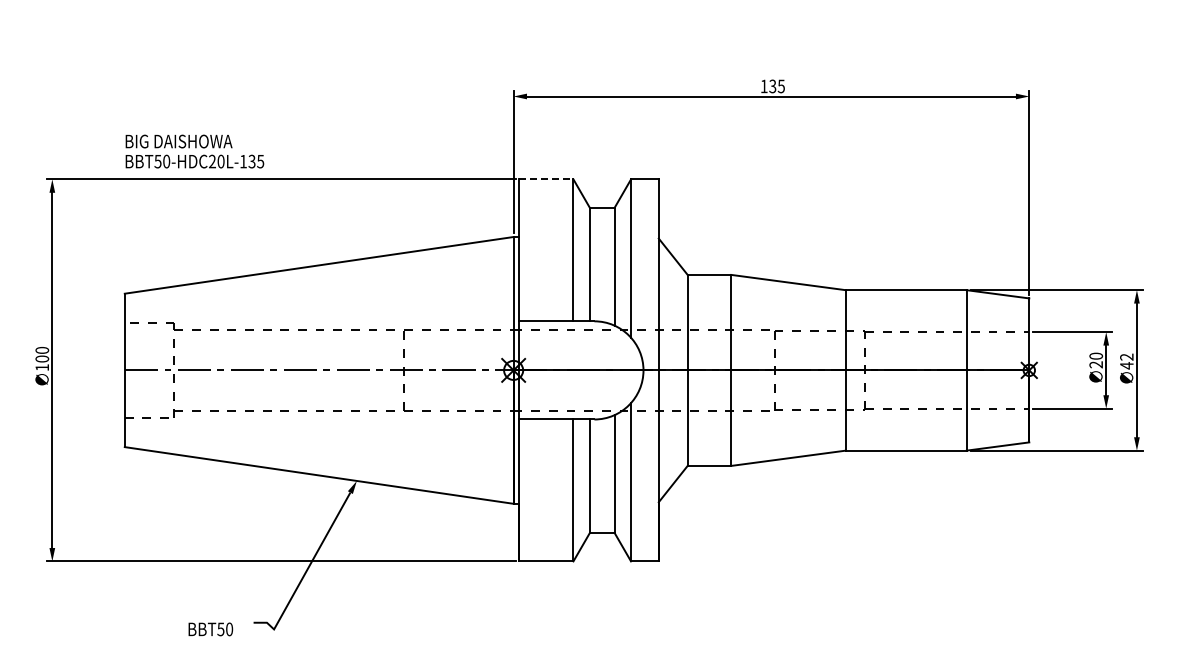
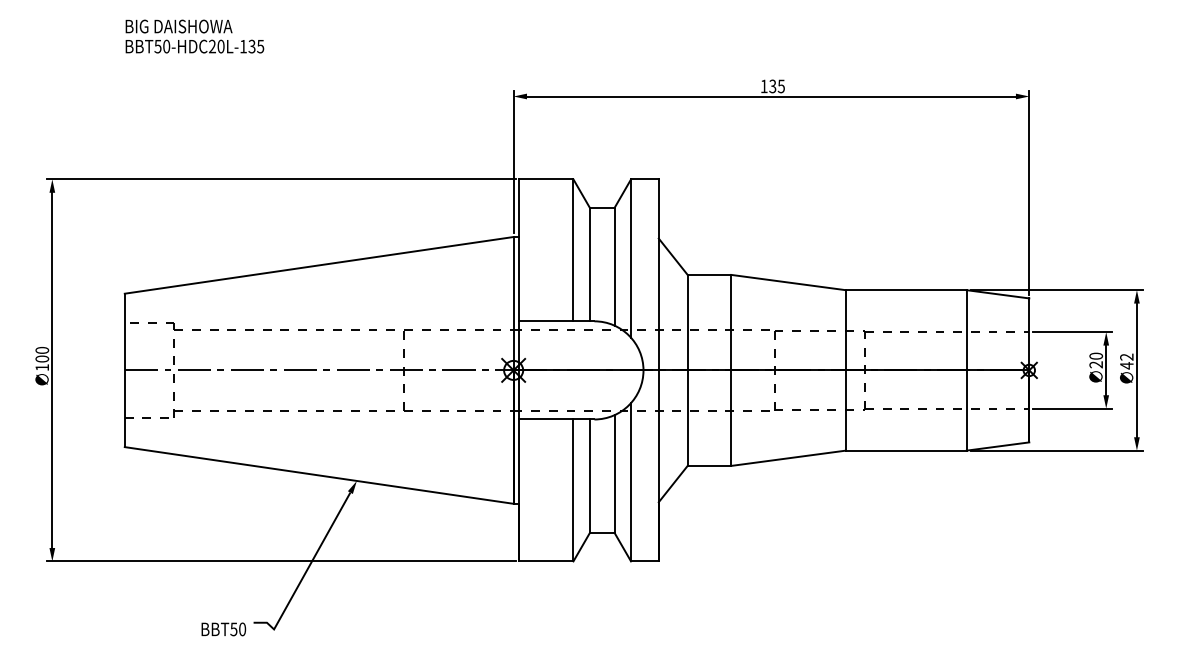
text position: (194, 151) -> (194, 36) (194, 36)
line: dashed -> solid (546, 179)
text position: (210, 629) -> (223, 629) (223, 629)
